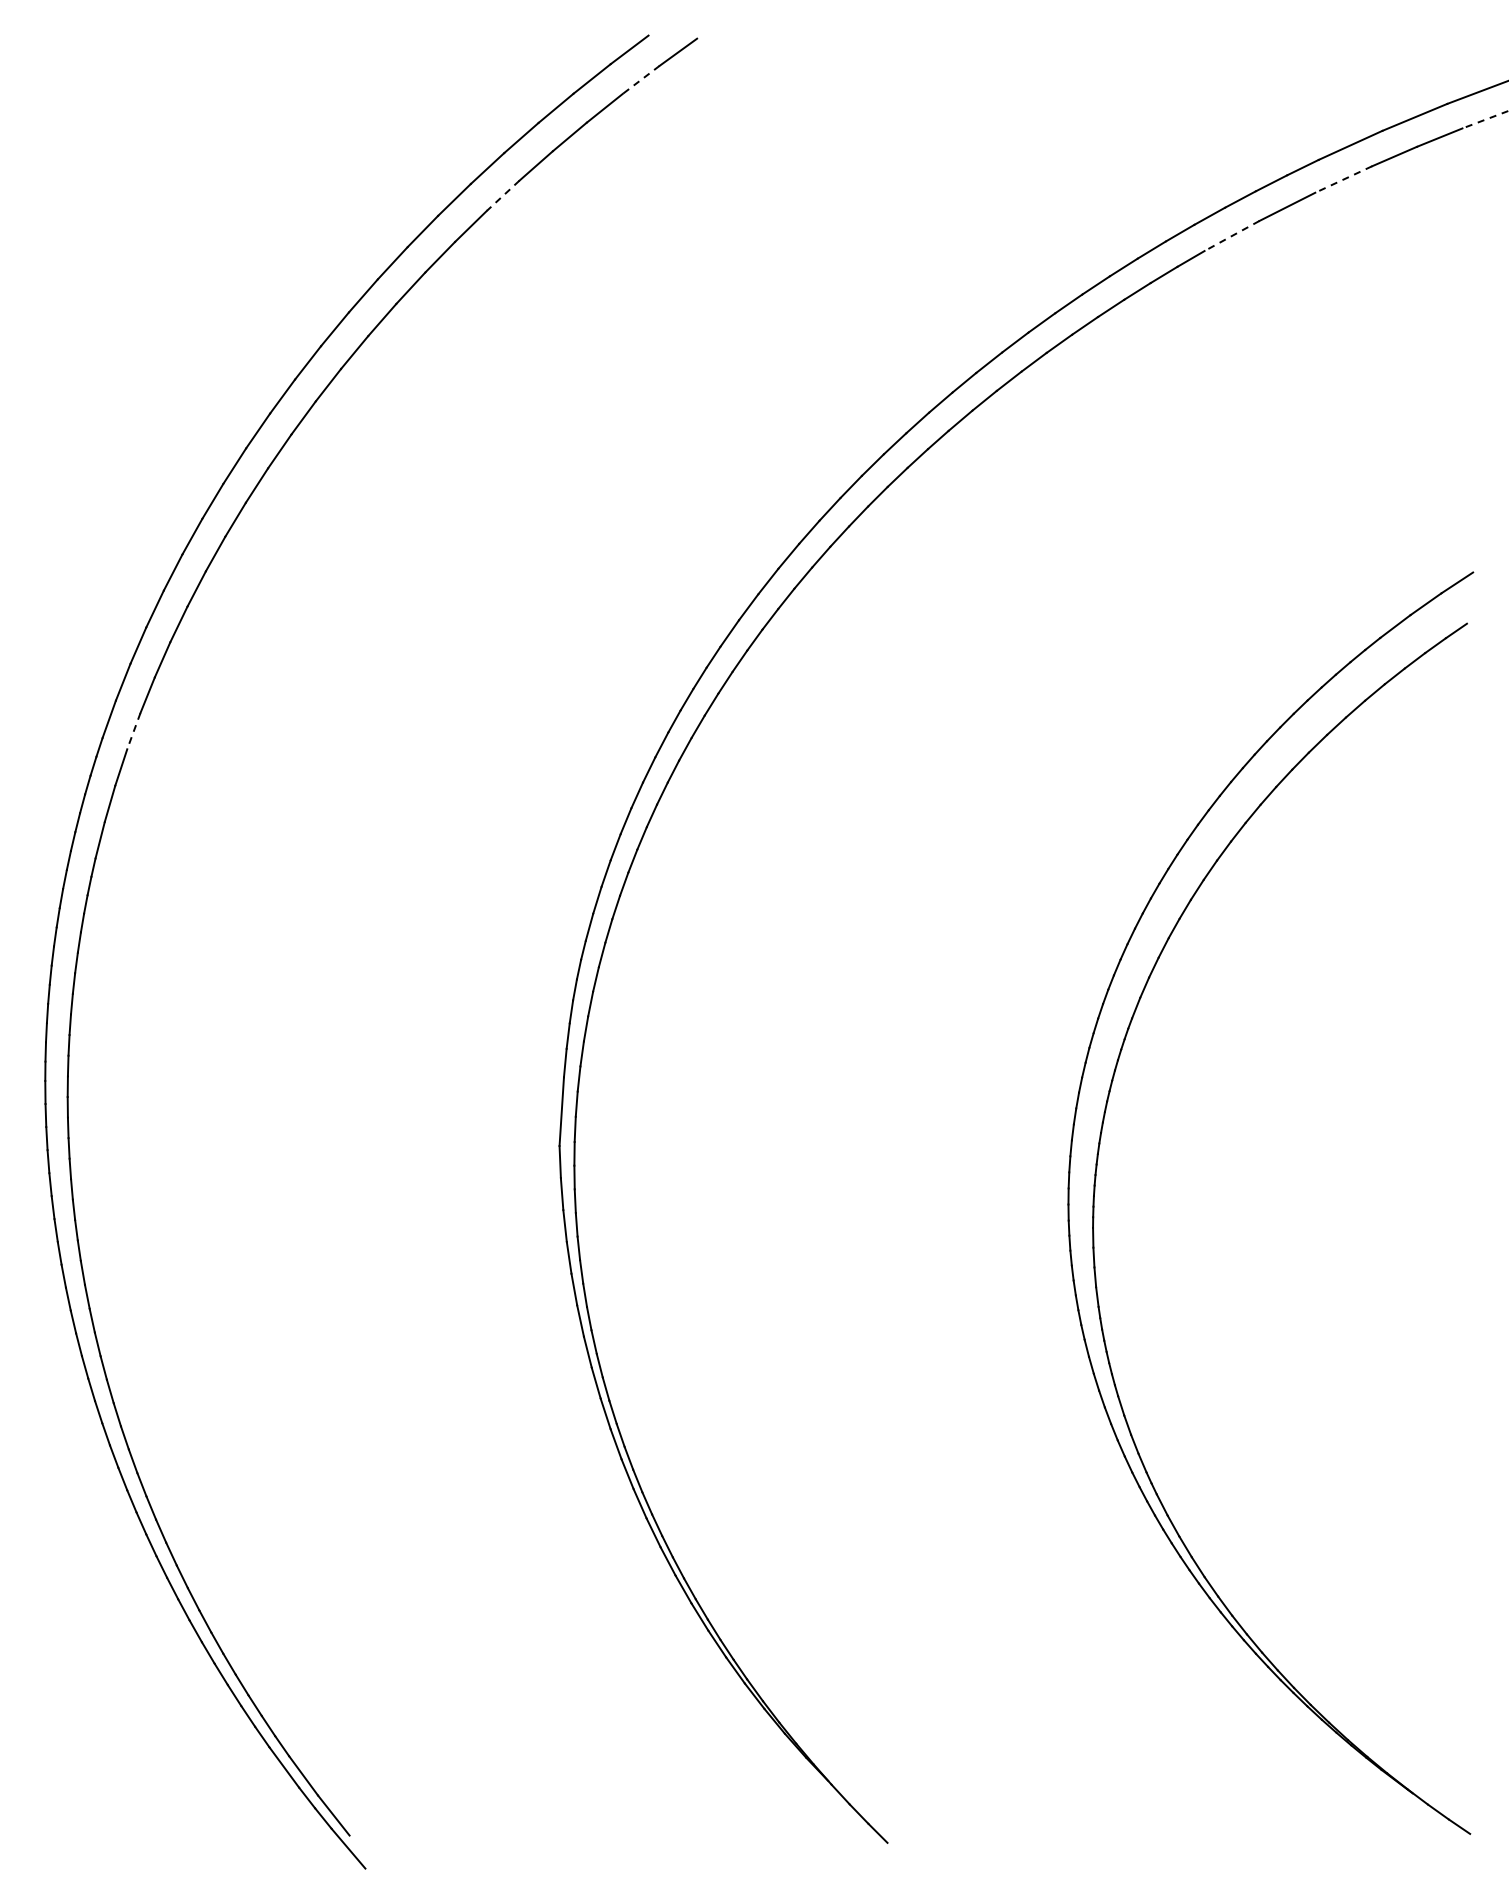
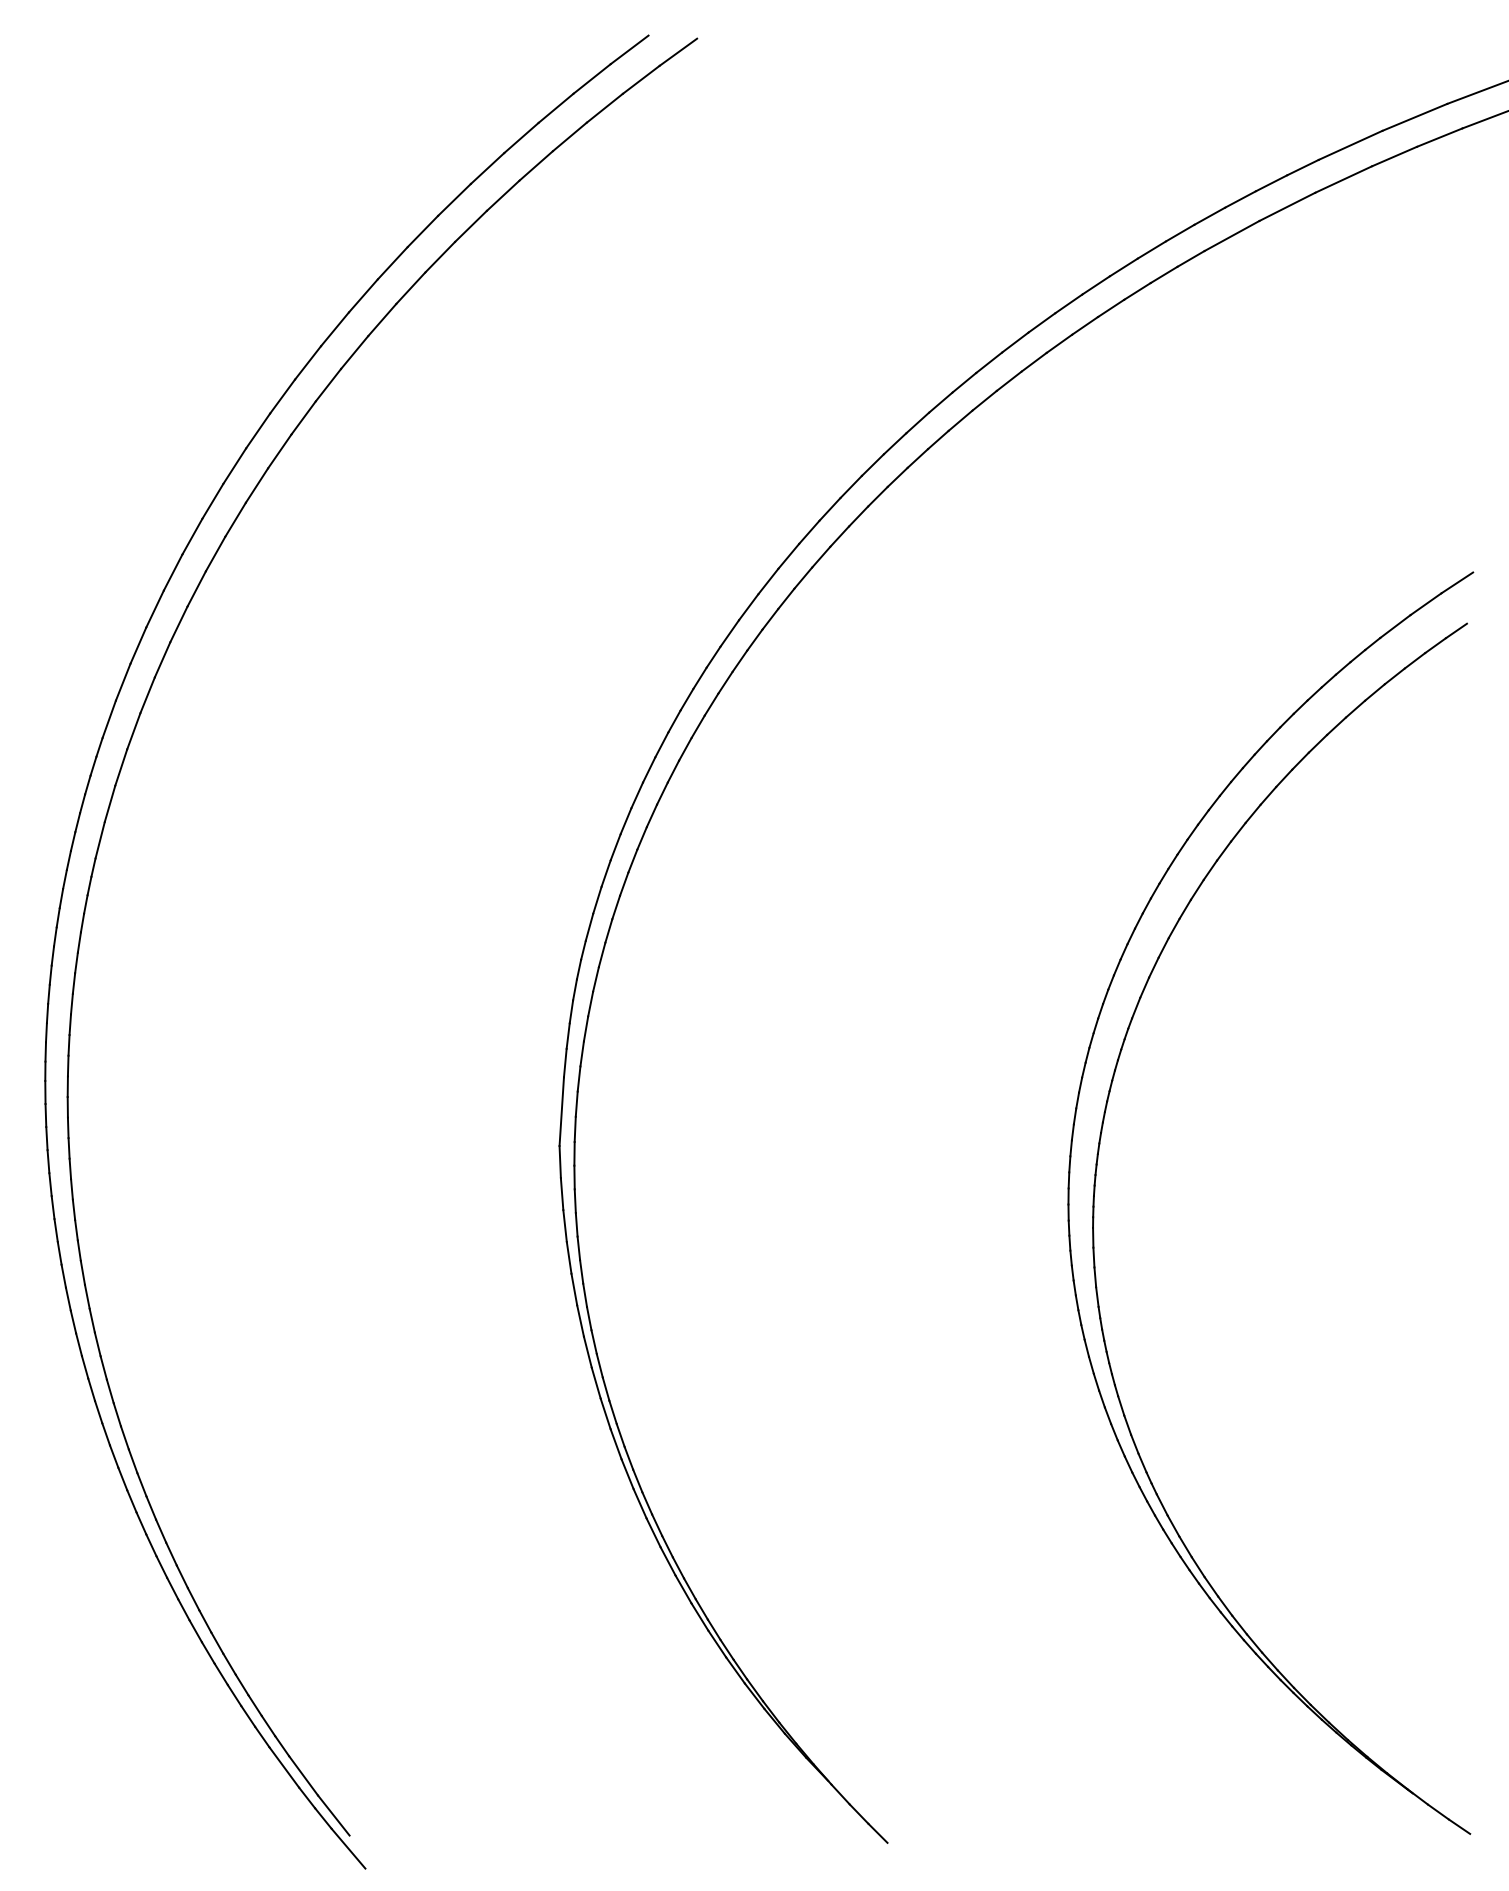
line: dashed -> solid (640, 80)
line: dashed -> solid (1485, 119)
line: dashed -> solid (1343, 179)
line: dashed -> solid (502, 196)
line: dashed -> solid (1231, 236)
line: dashed -> solid (133, 731)
